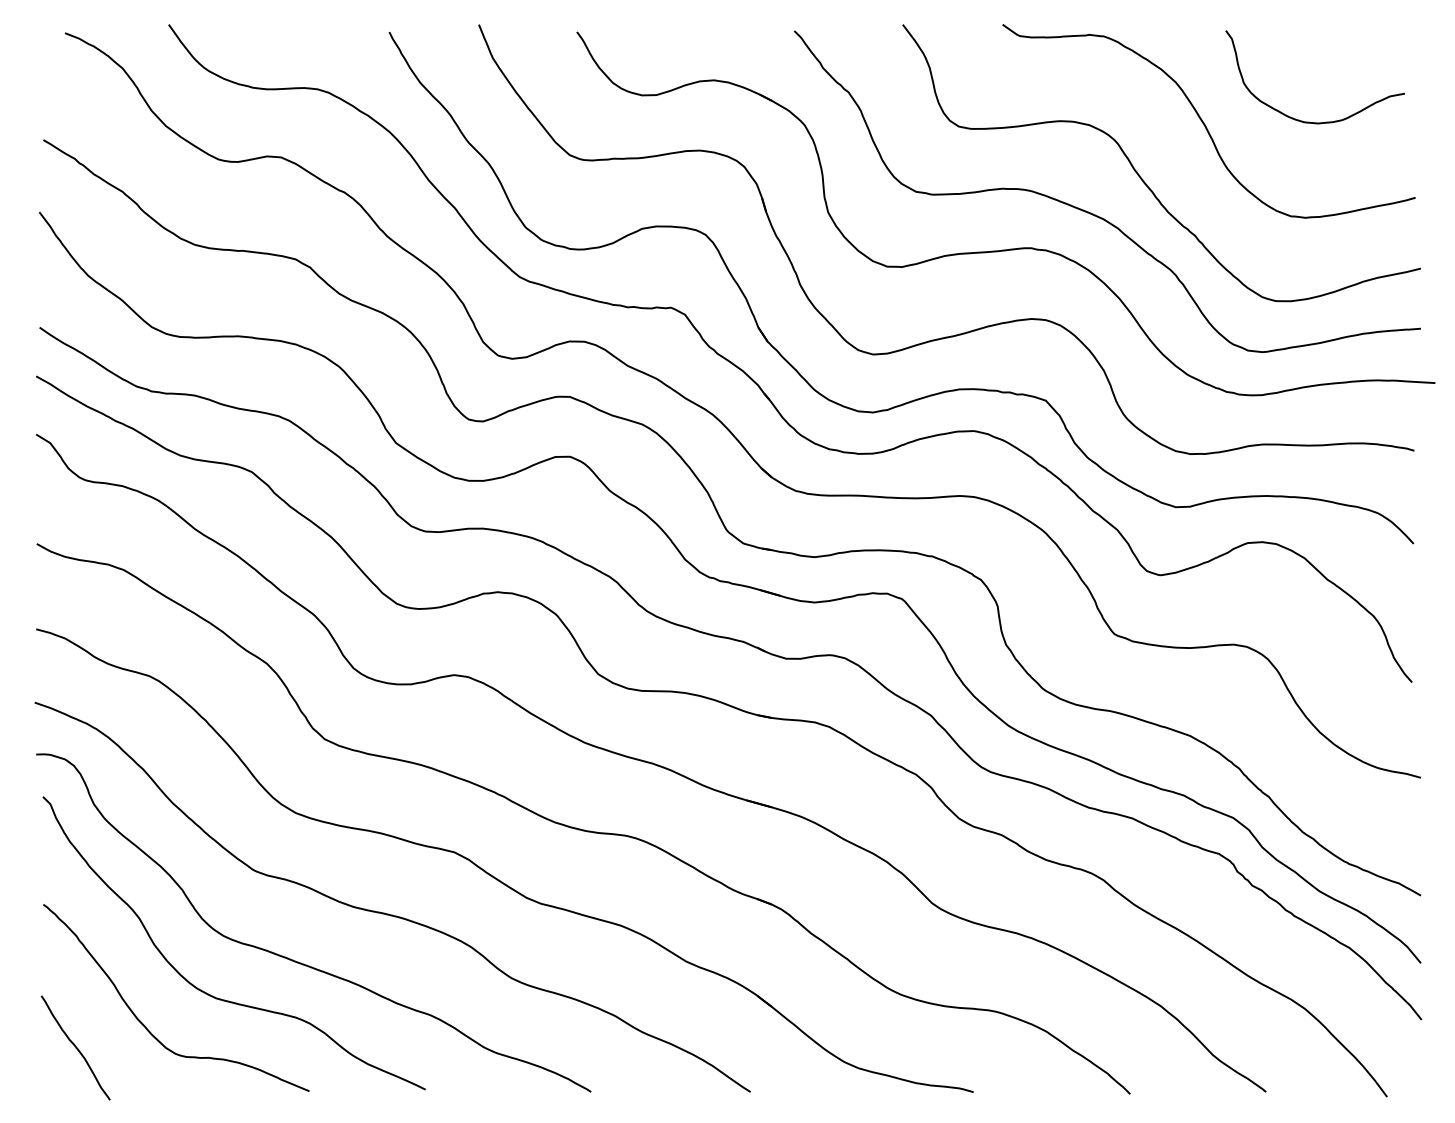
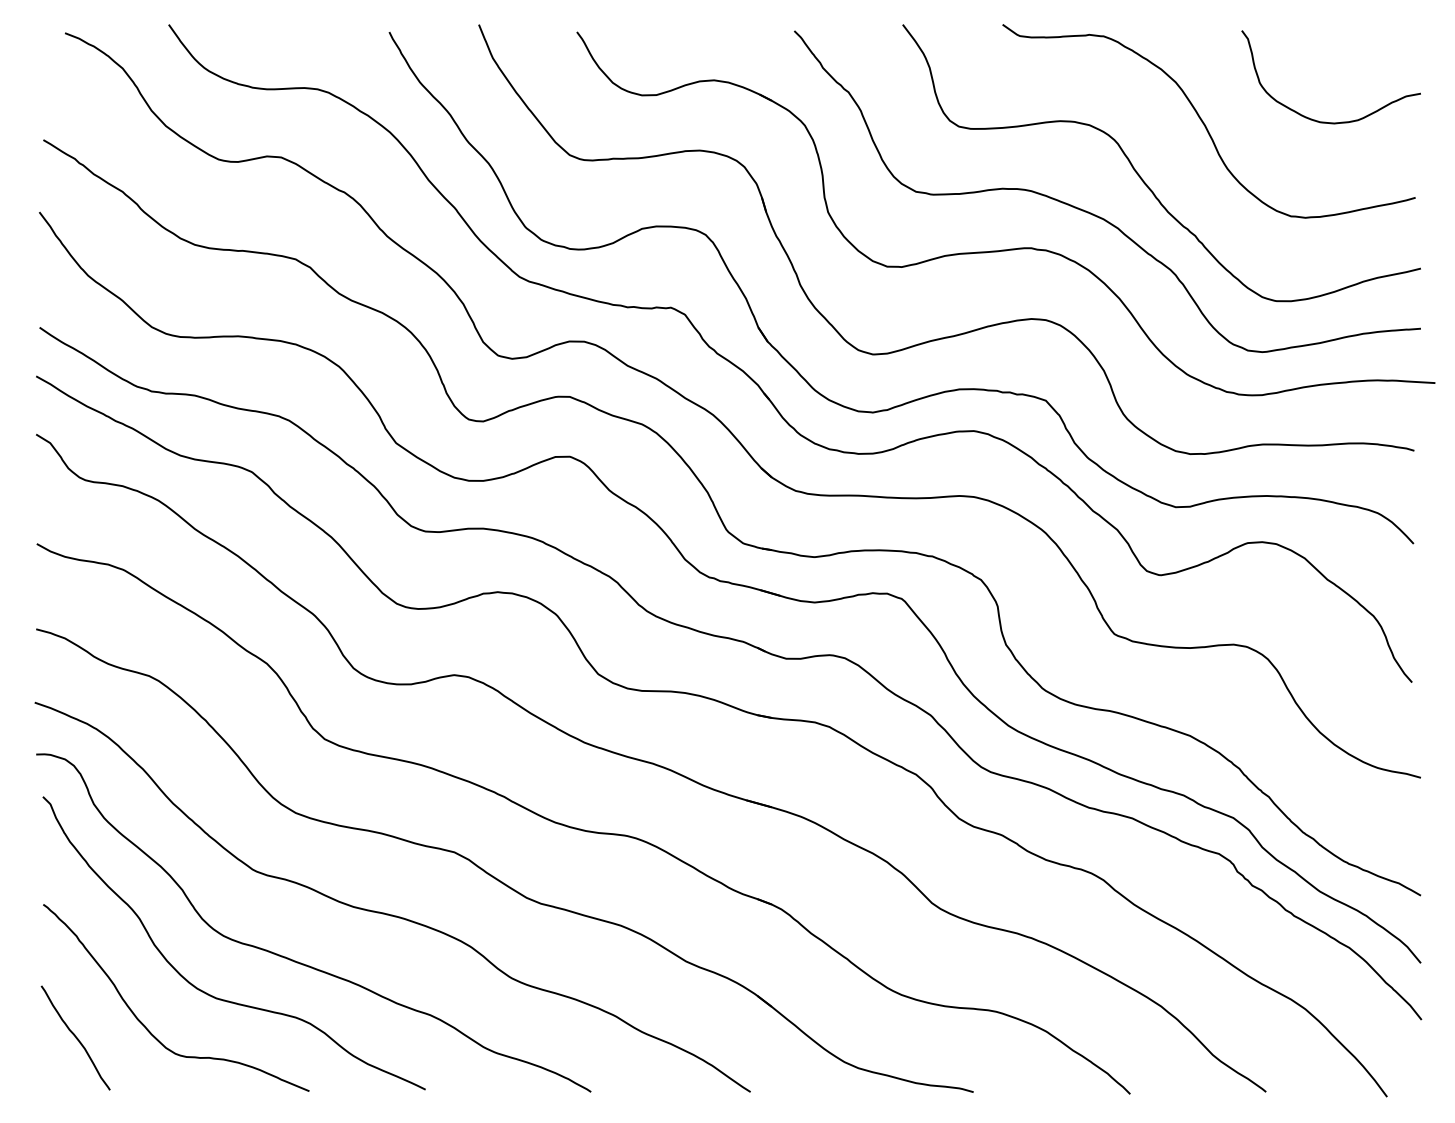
curve position: (1309, 121) -> (1325, 121) (1325, 121)
curve position: (75, 1047) -> (75, 1037) (75, 1037)
